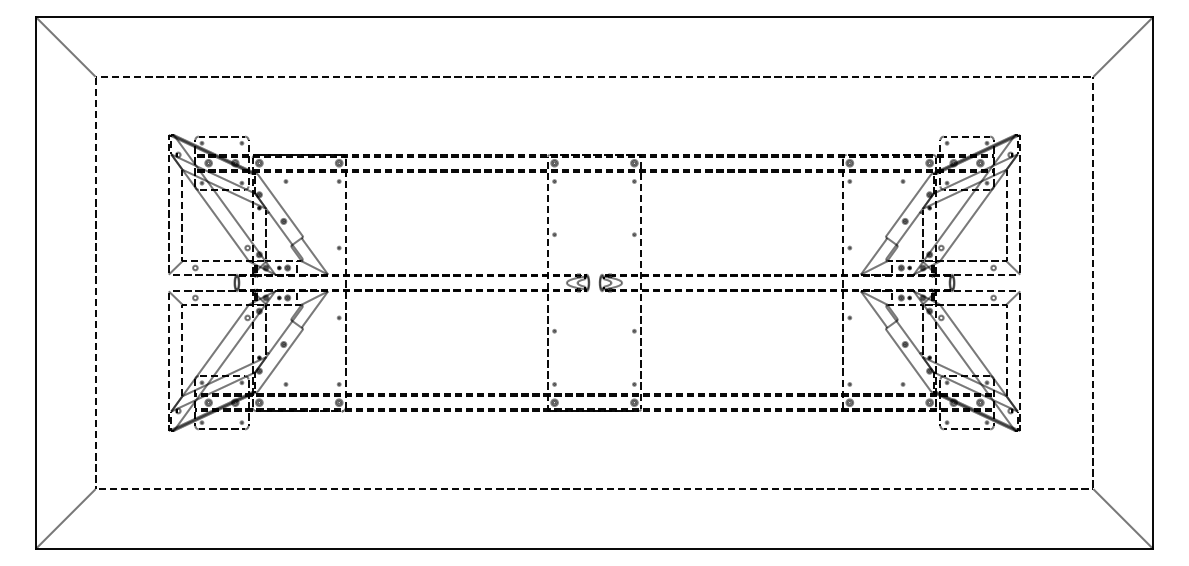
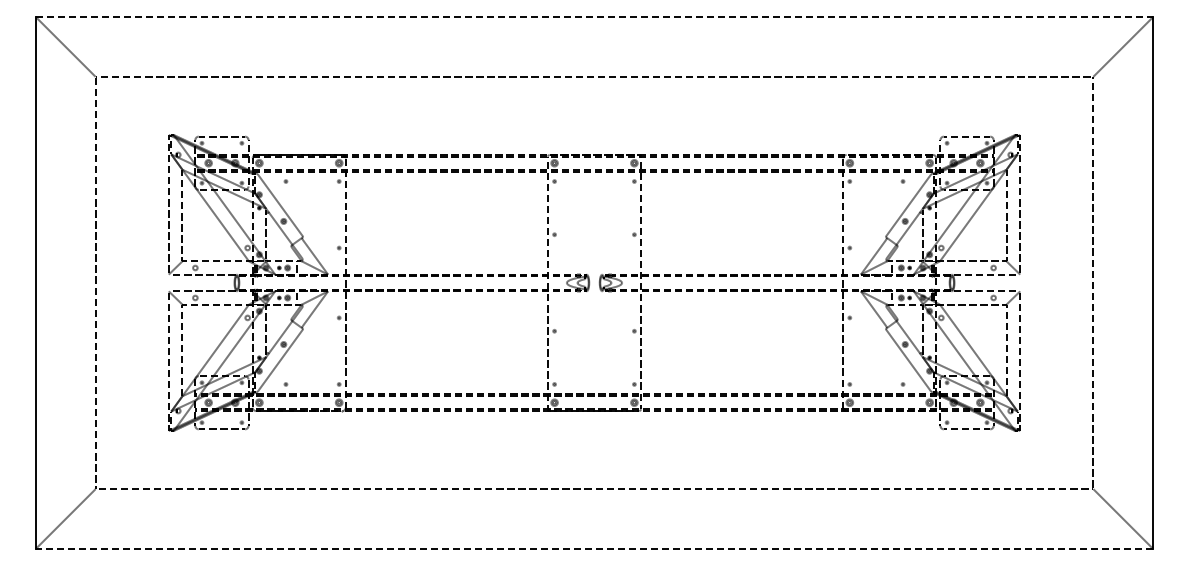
line: solid -> dashed (594, 16)
line: solid -> dashed (594, 549)
